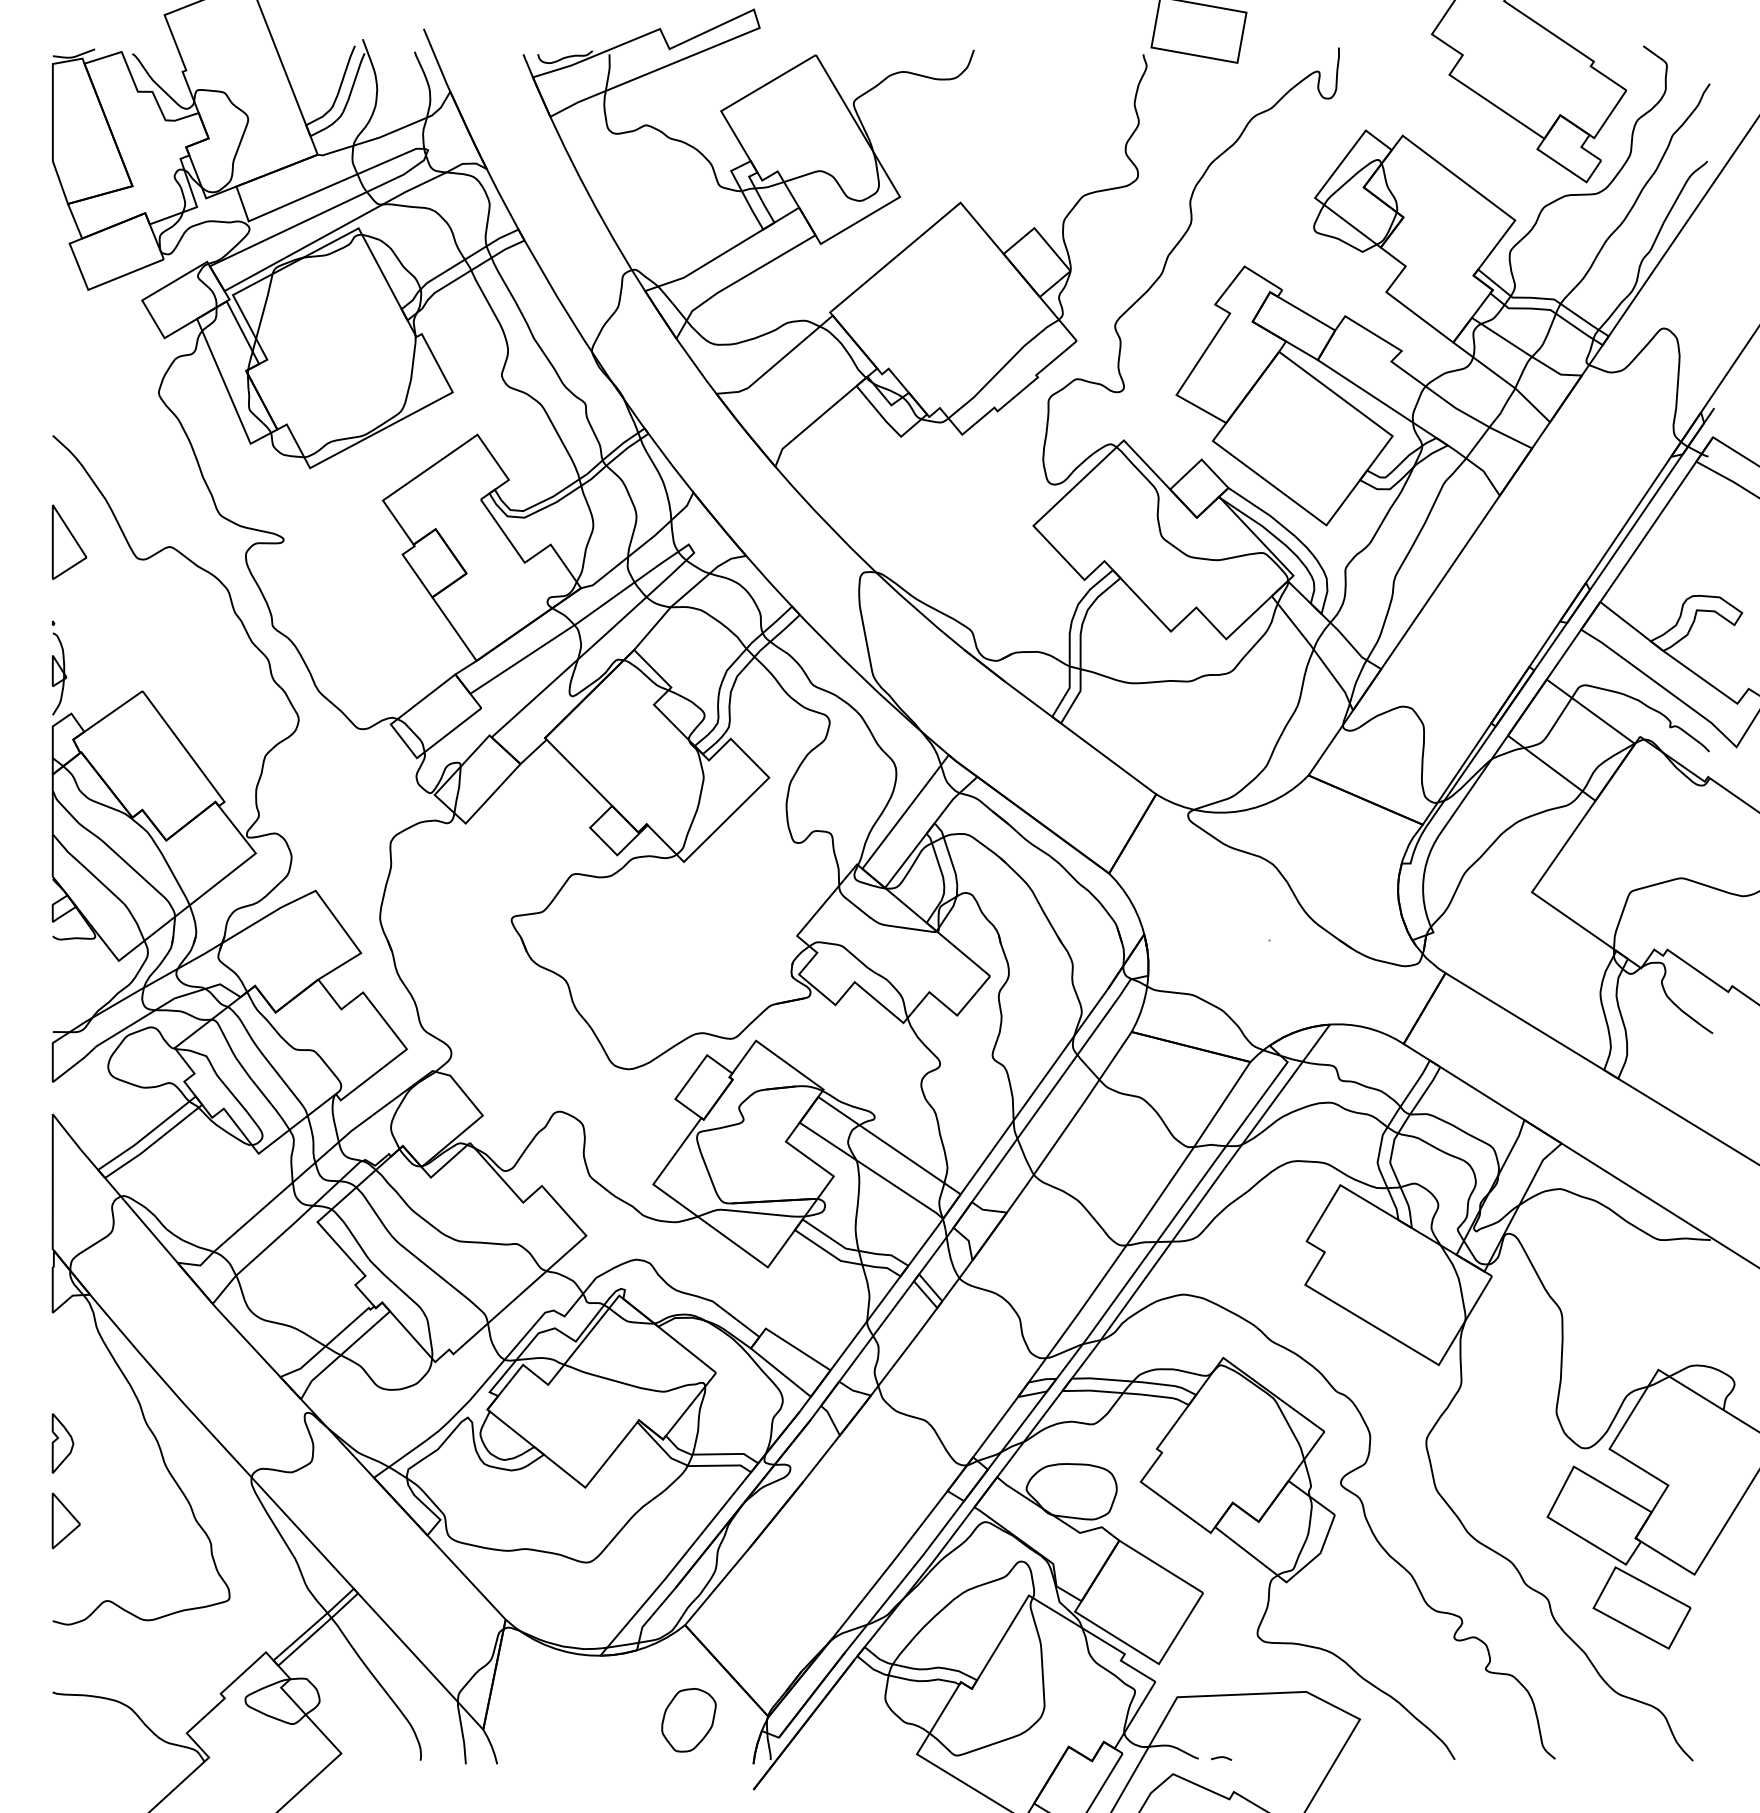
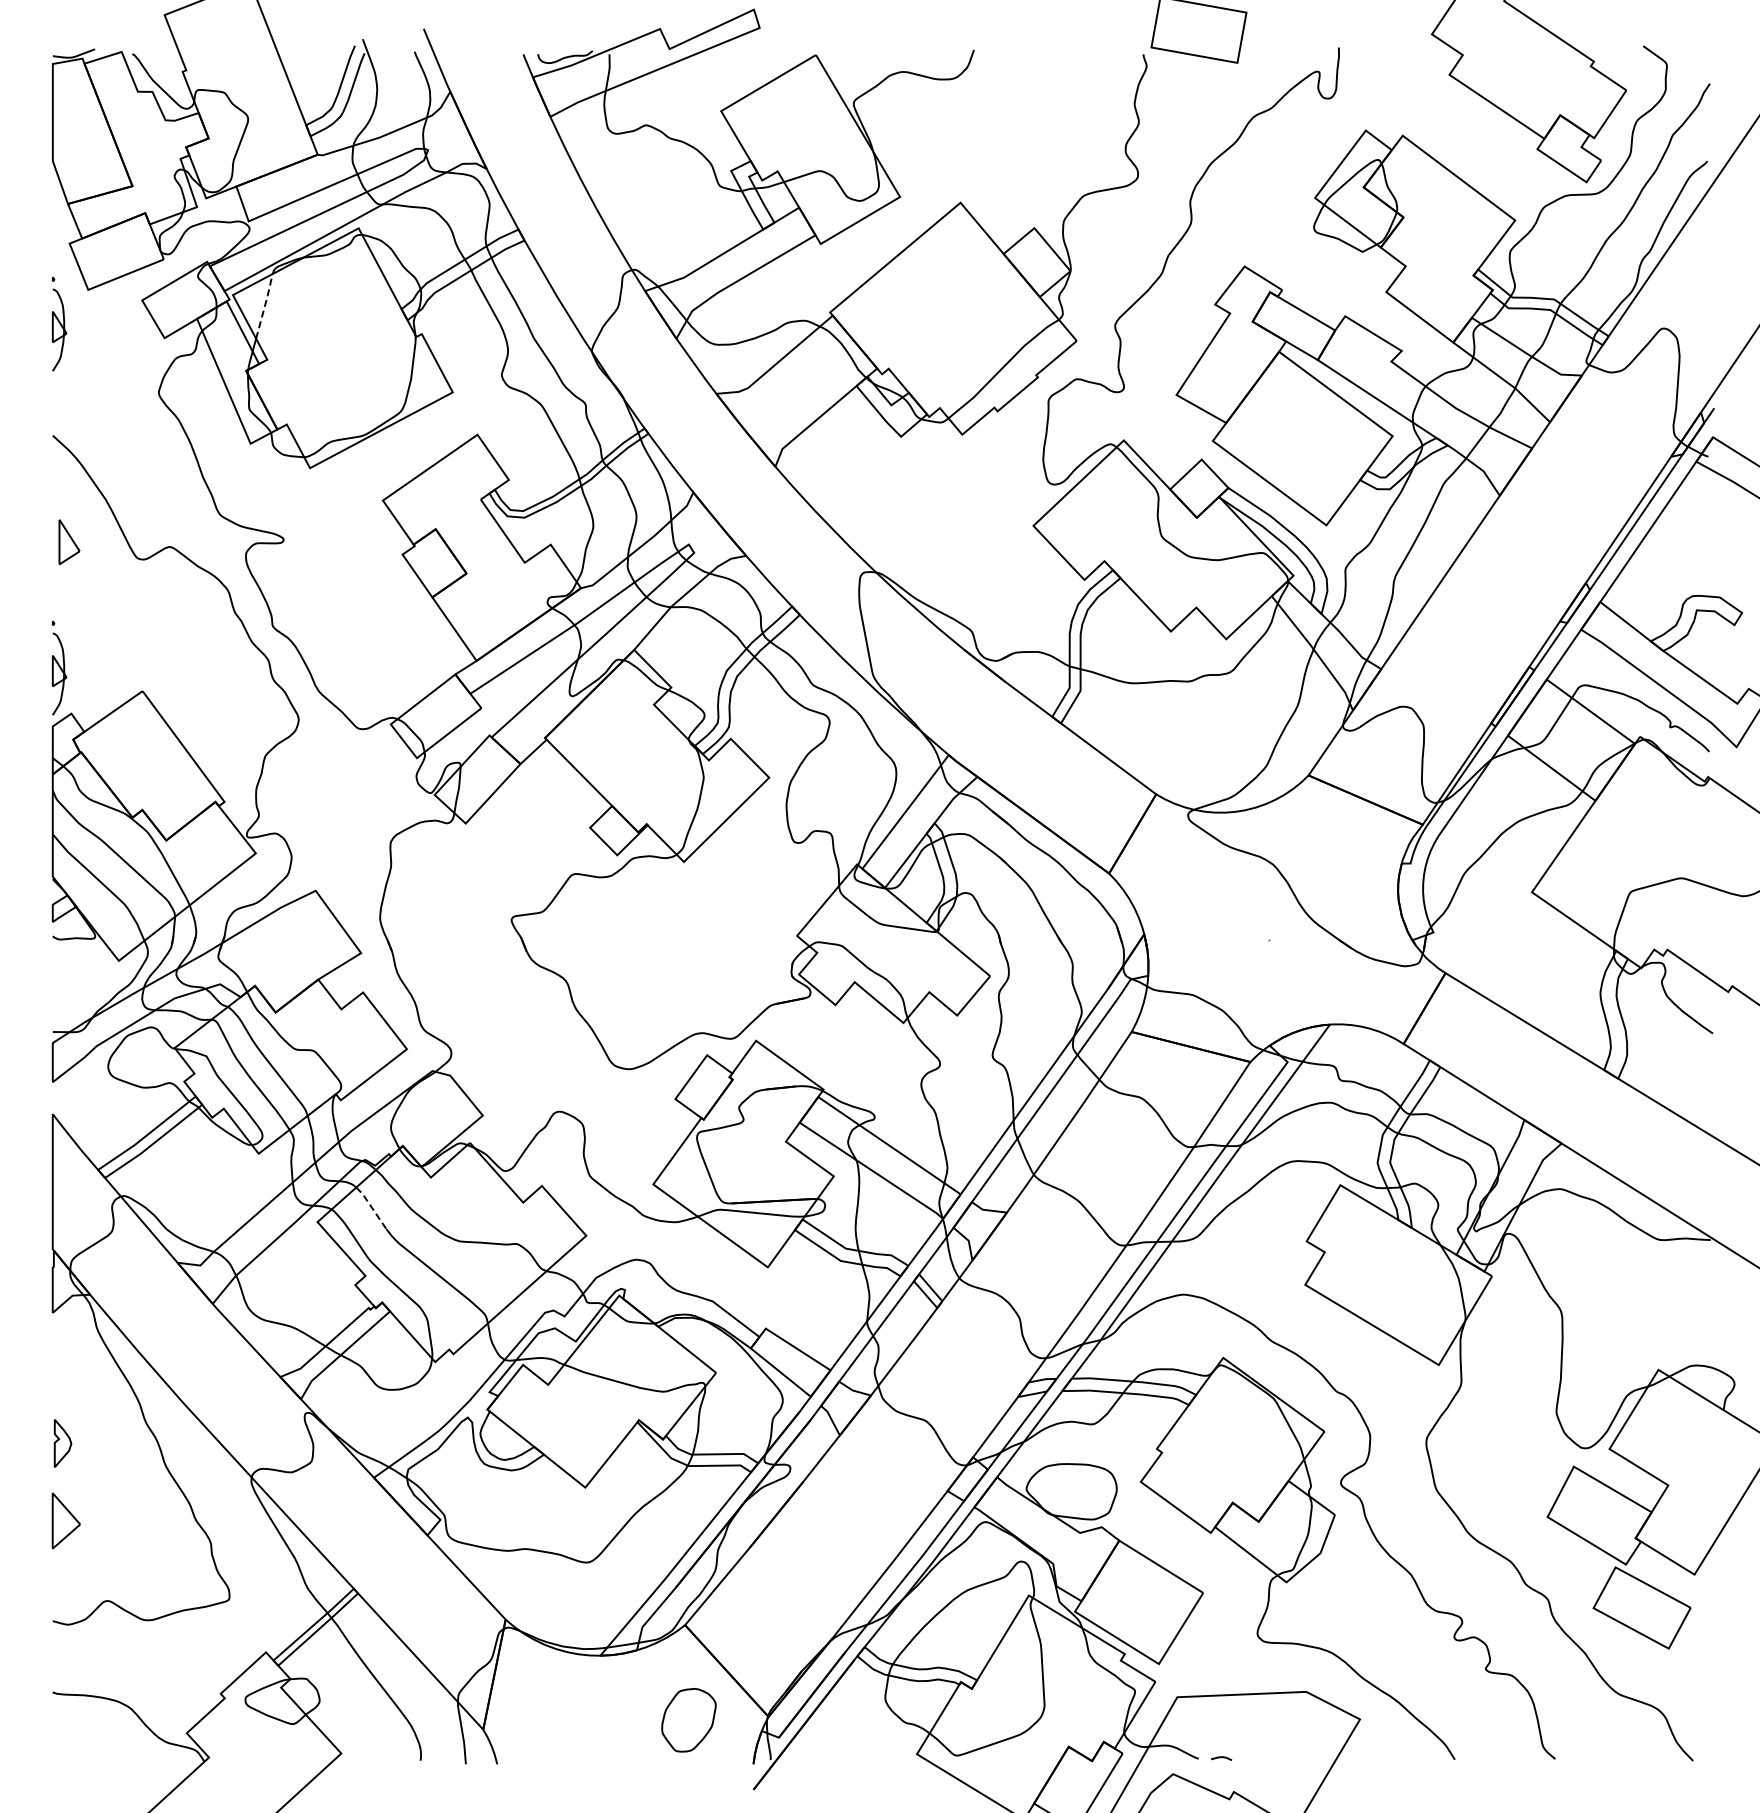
line: solid -> dashed (265, 305)
part: none -> present (59, 323)
part size: 37x76 px -> 23x46 px (69, 541)
line: solid -> dashed (371, 1207)
part size: 24x61 px -> 20x49 px (62, 1443)
